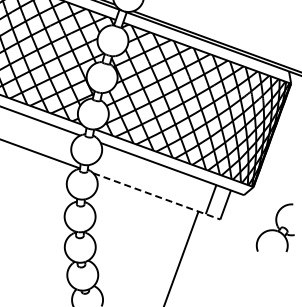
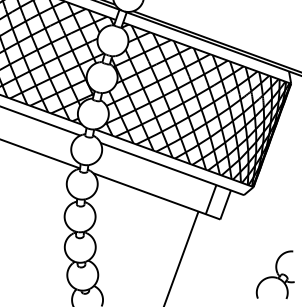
line: dashed -> solid (156, 196)
part position: (274, 227) -> (274, 274) (274, 274)
